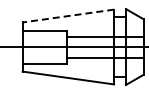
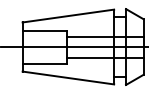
line: dashed -> solid (67, 16)
